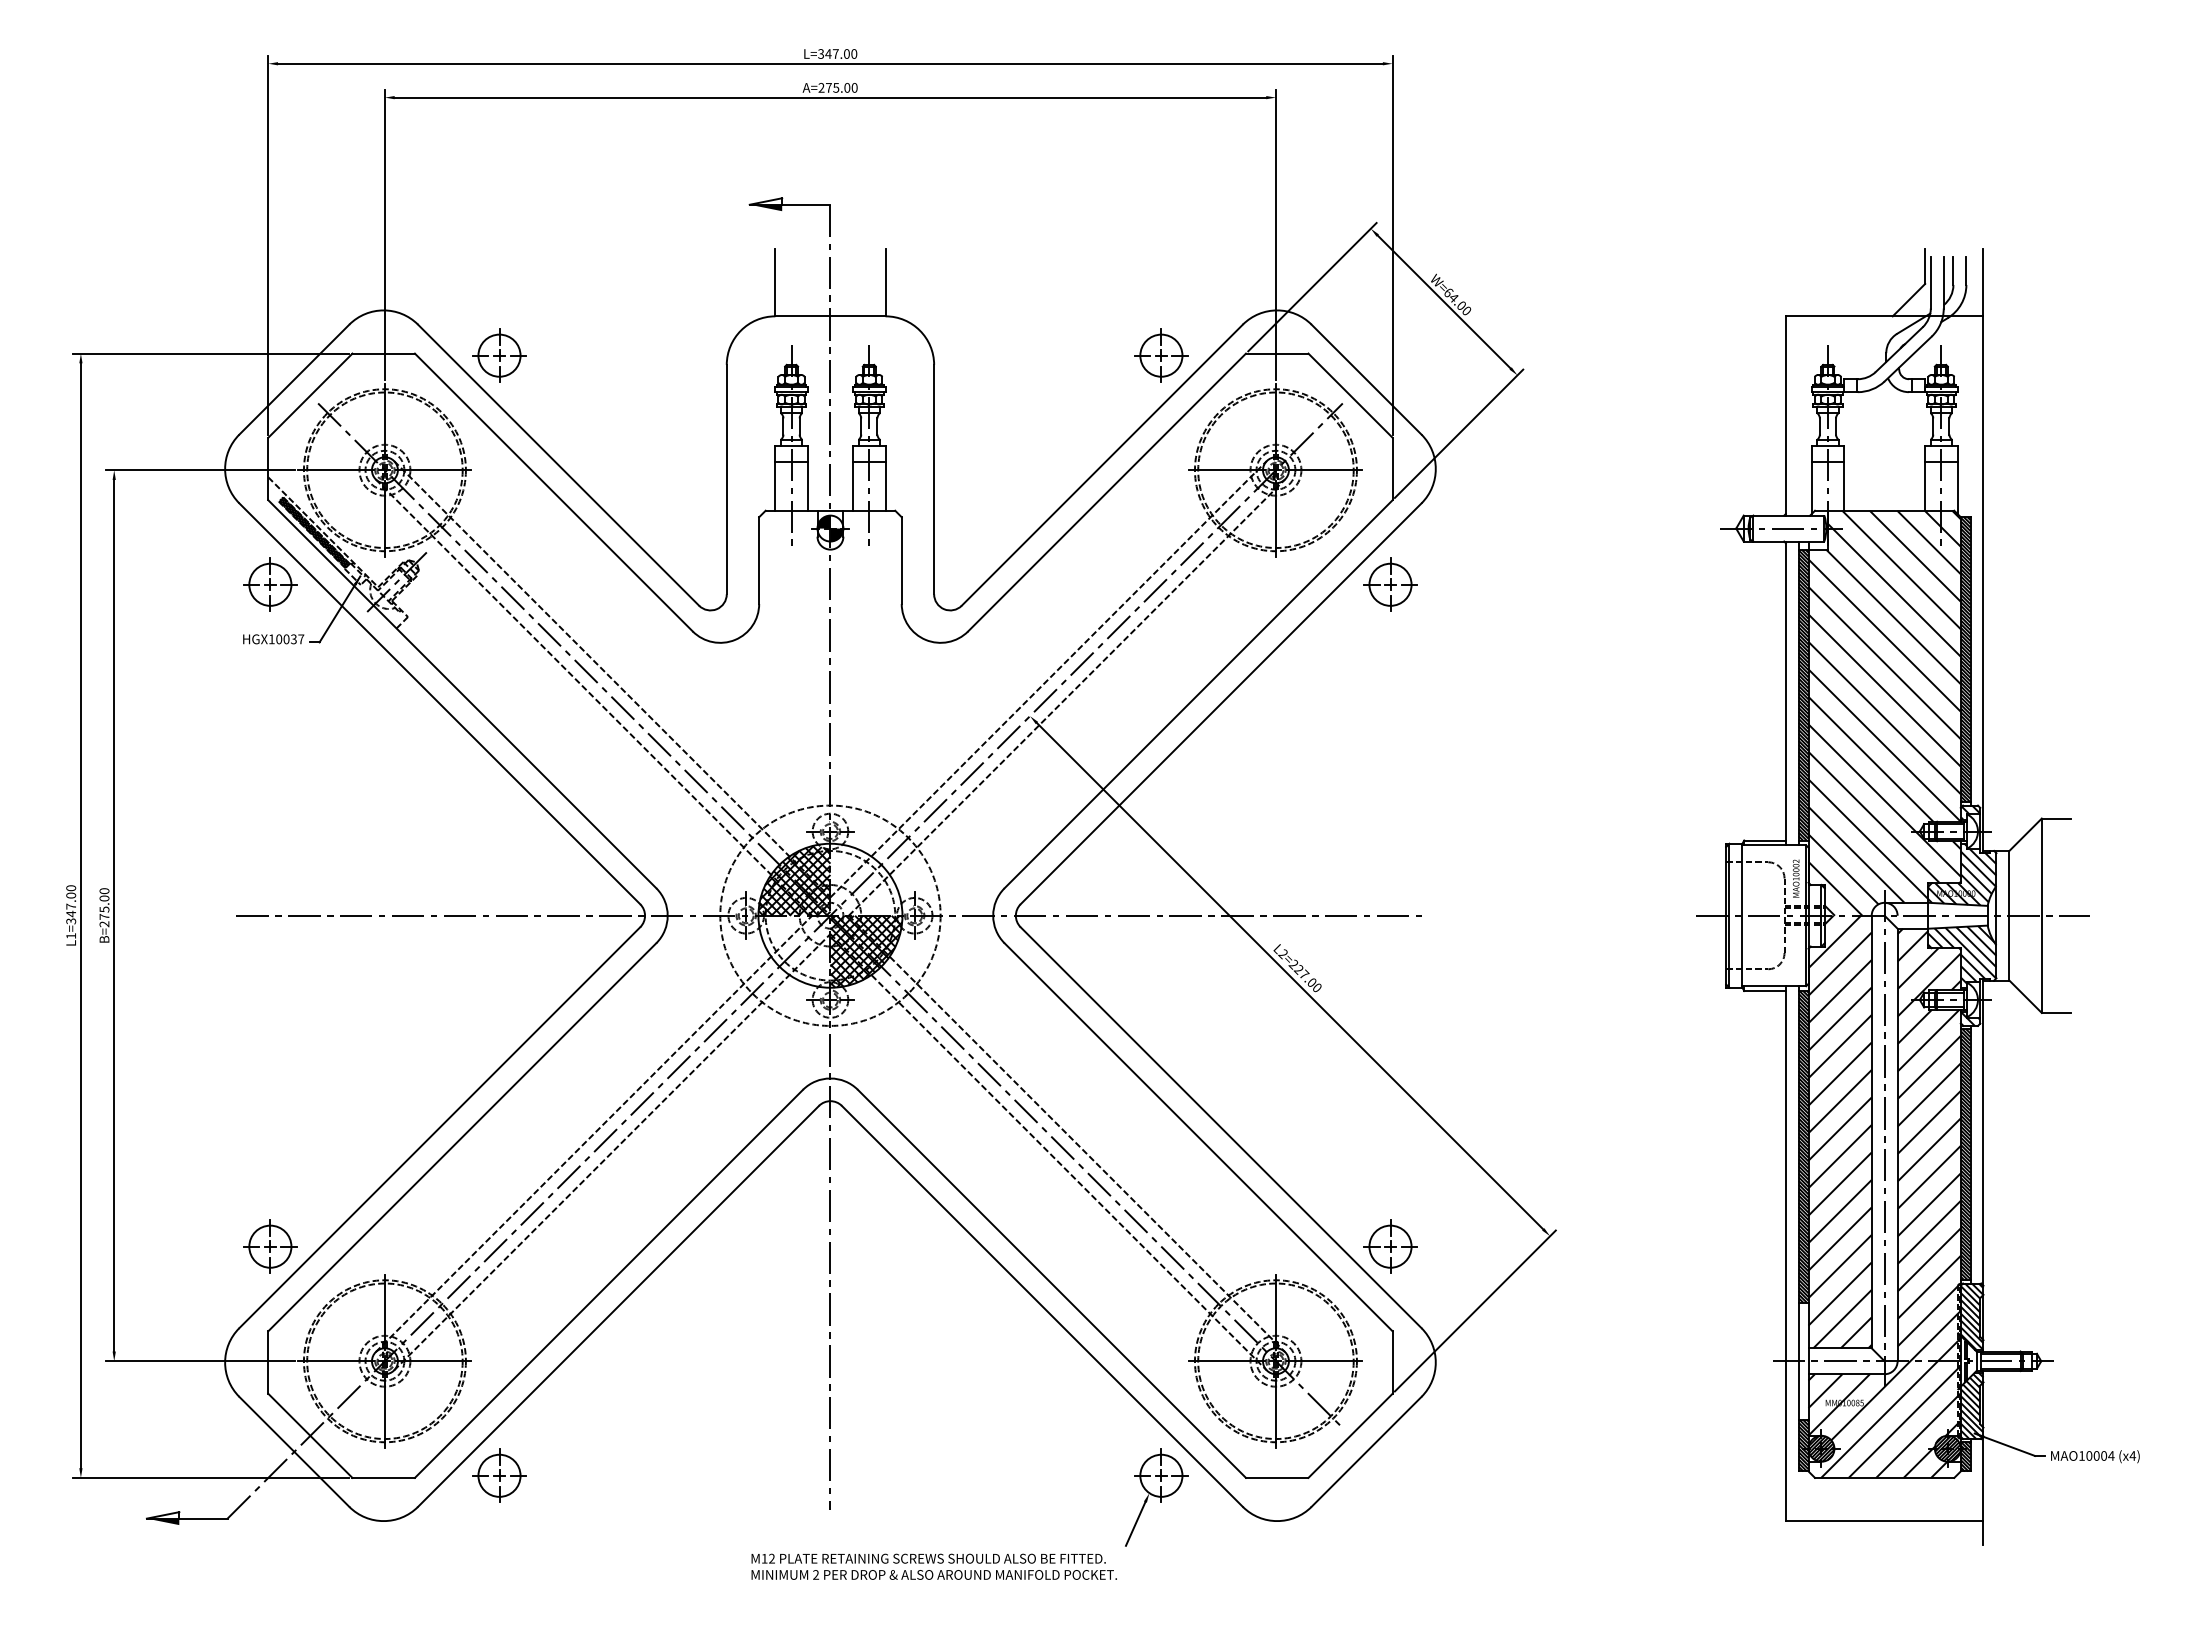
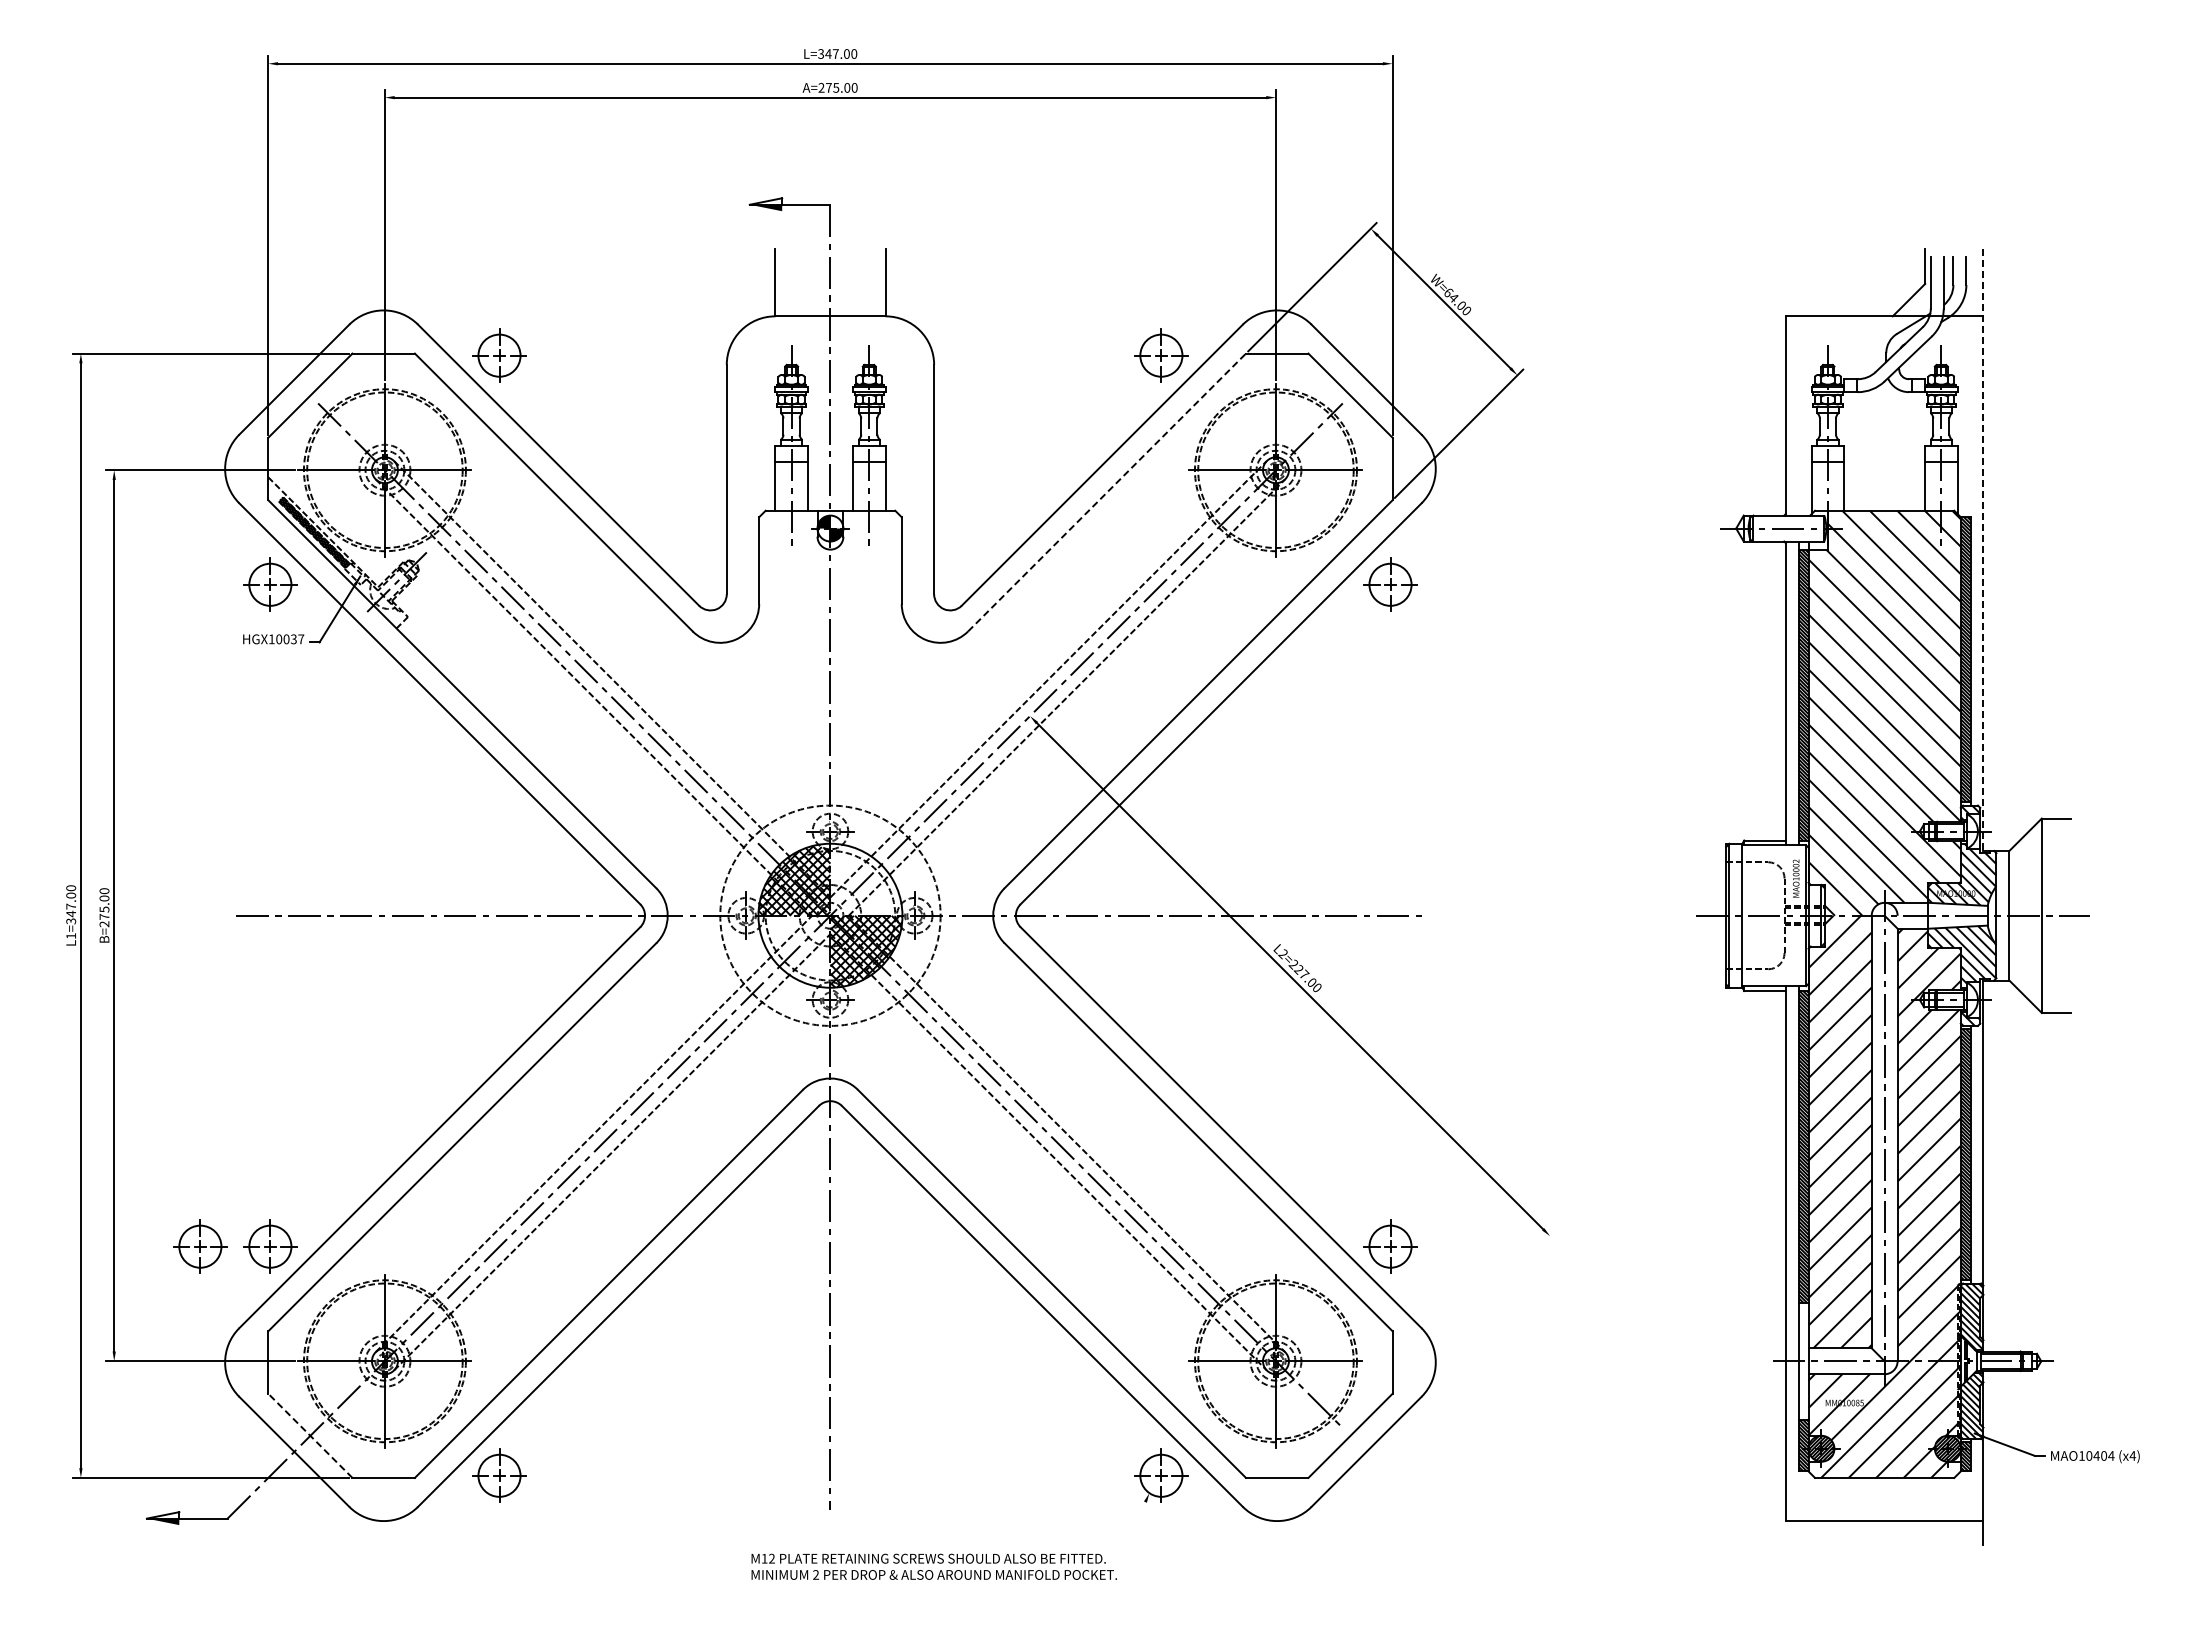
line: solid -> dashed (1107, 492)
line: solid -> dashed (1983, 550)
part: none -> present (200, 1246)
line: present -> none (1474, 1310)
line: solid -> dashed (310, 1435)
text: MAO10004 -> MAO10404 (2096, 1455)
line: present -> none (1135, 1523)
